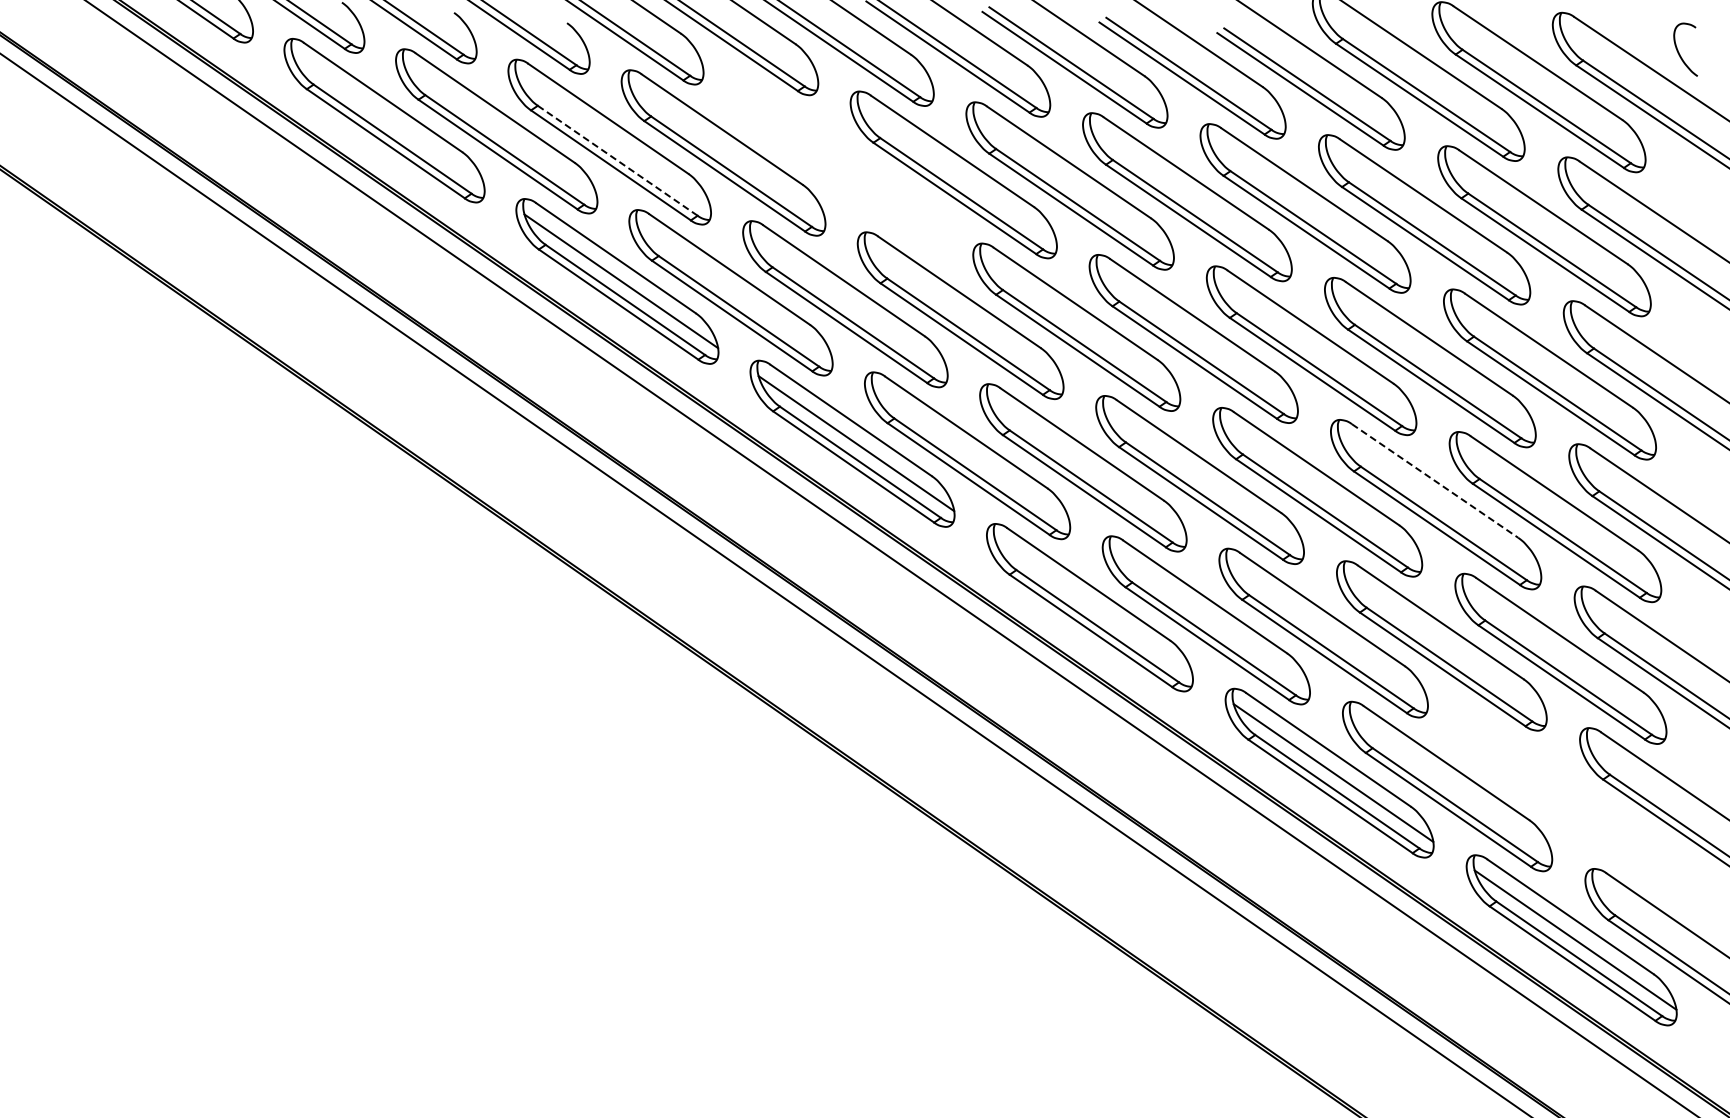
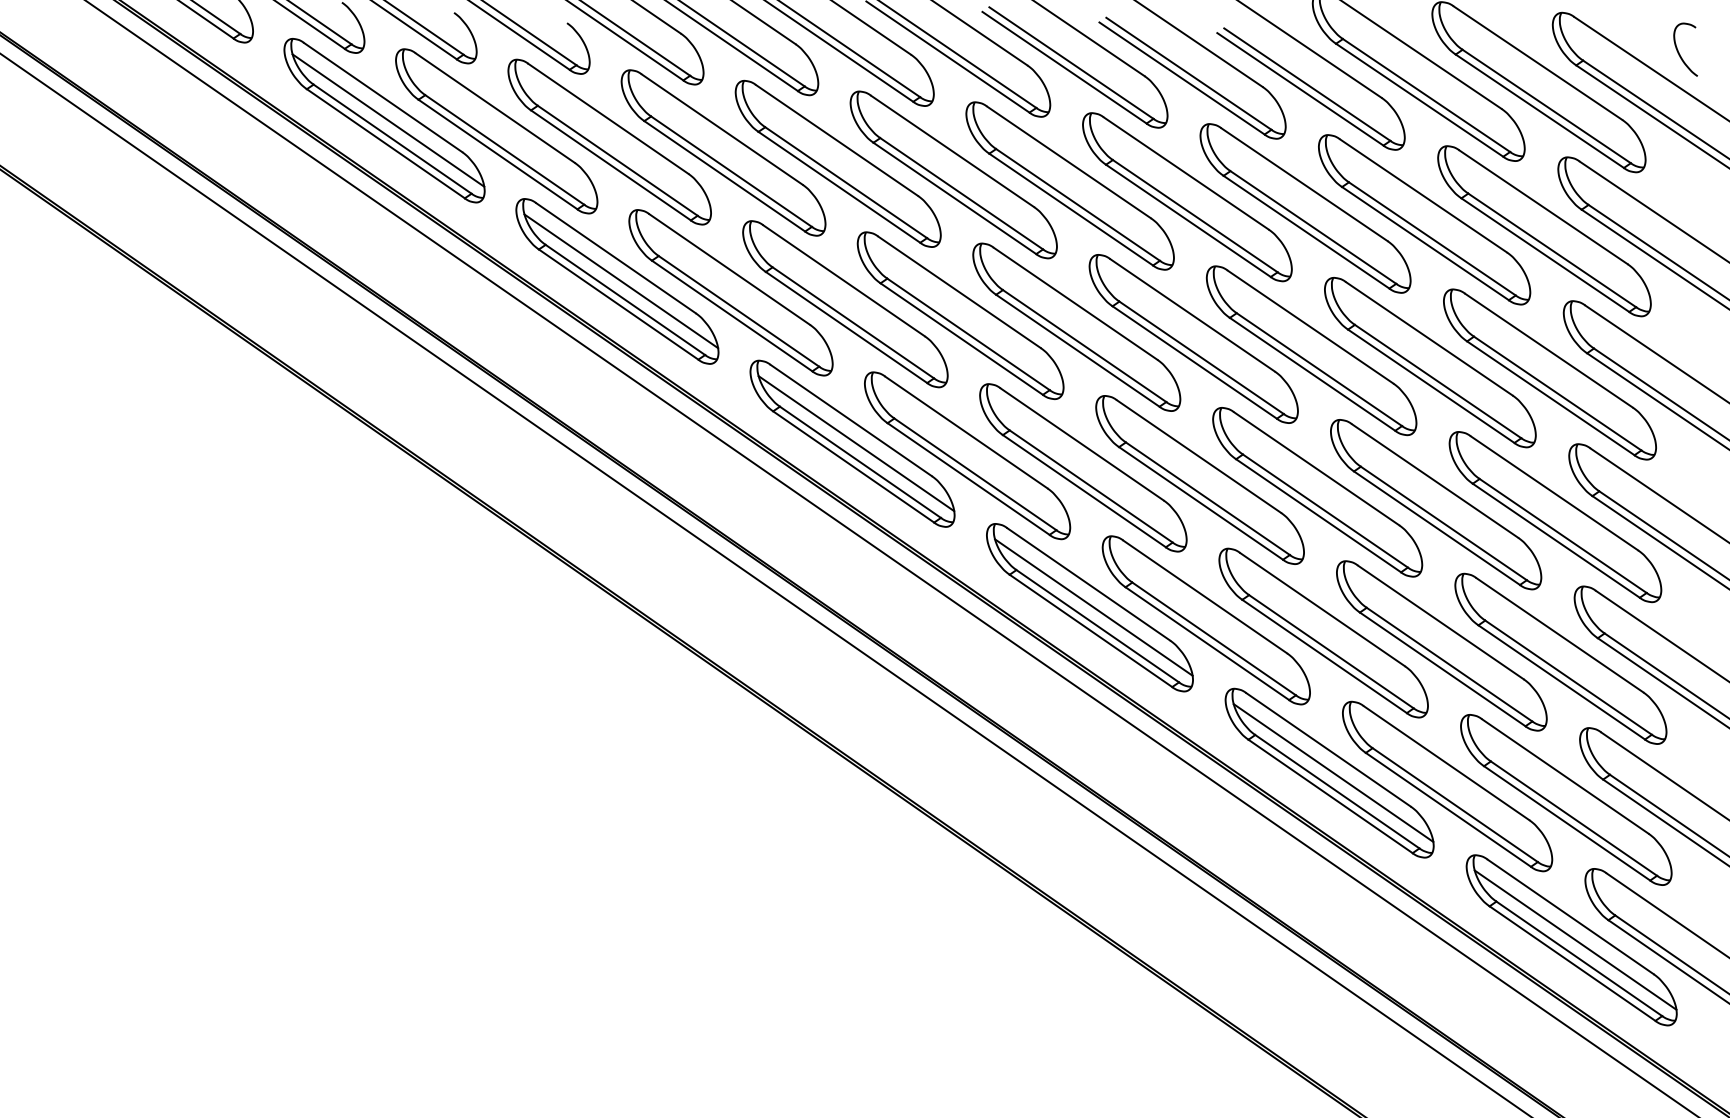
line: none -> present (388, 120)
line: dashed -> solid (618, 161)
part: none -> present (837, 163)
line: dashed -> solid (1435, 480)
line: none -> present (1093, 607)
part: none -> present (1566, 799)
